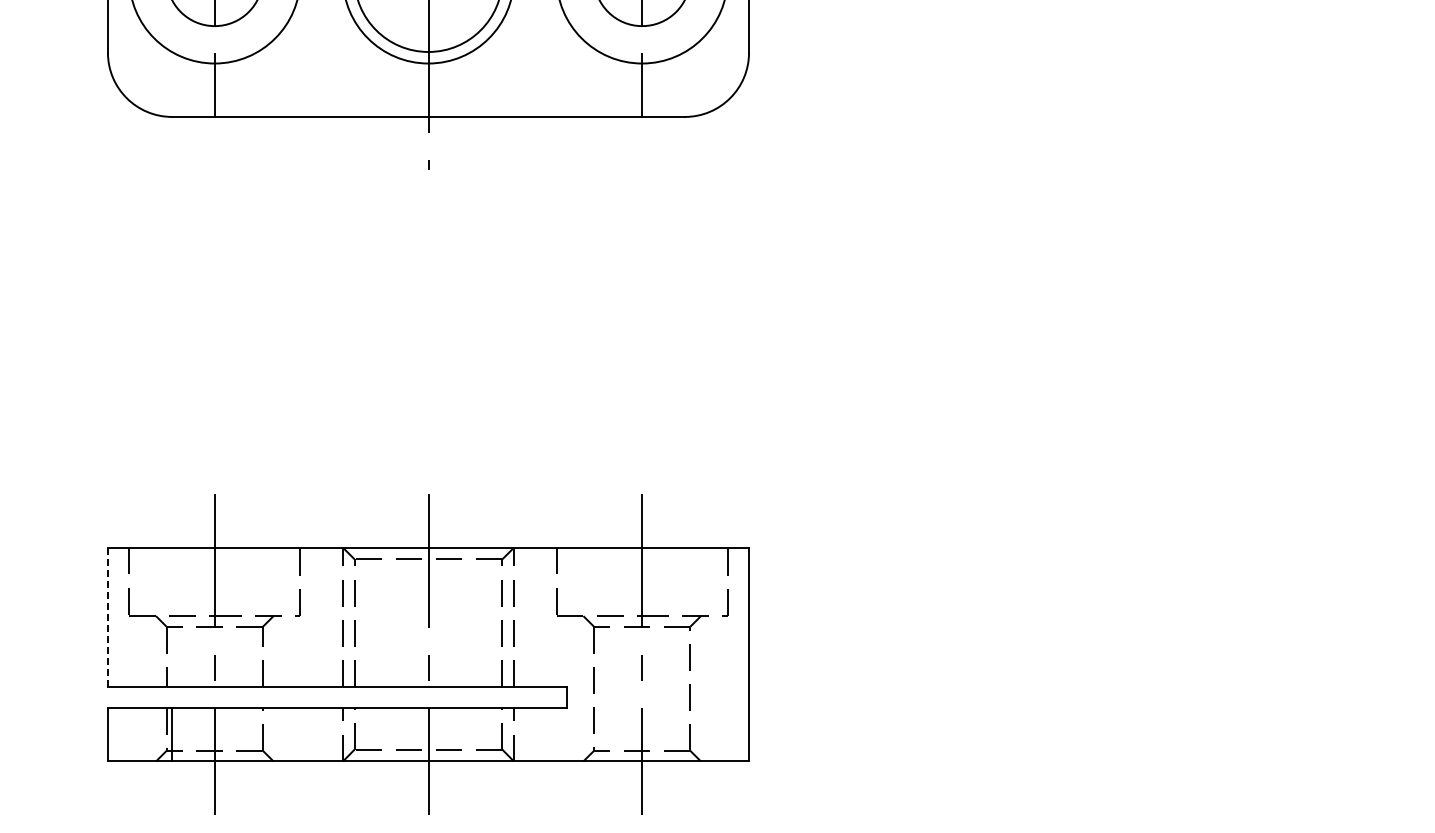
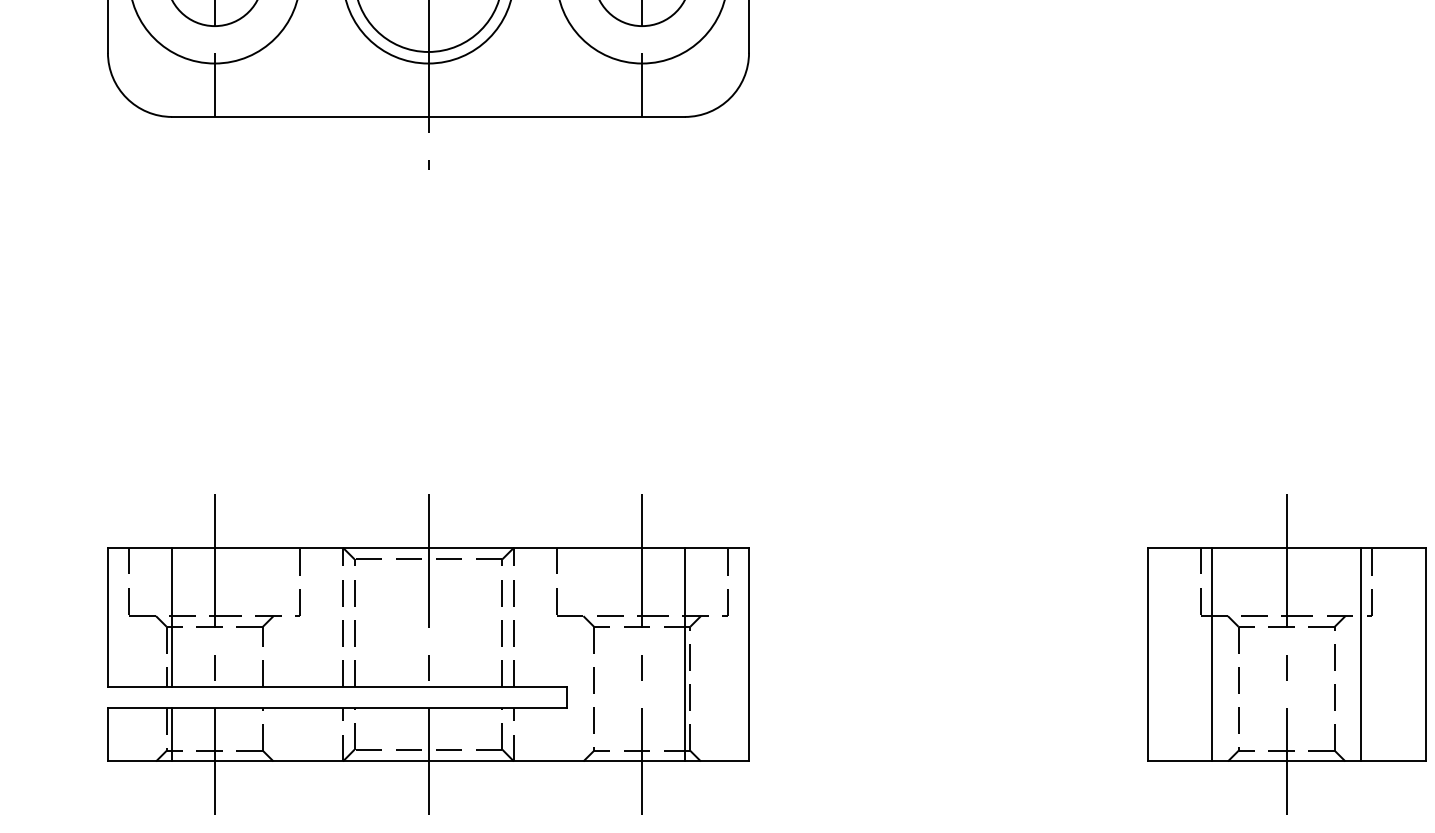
line: none -> present (172, 616)
line: dashed -> solid (107, 617)
line: none -> present (684, 654)
part: none -> present (1286, 654)
